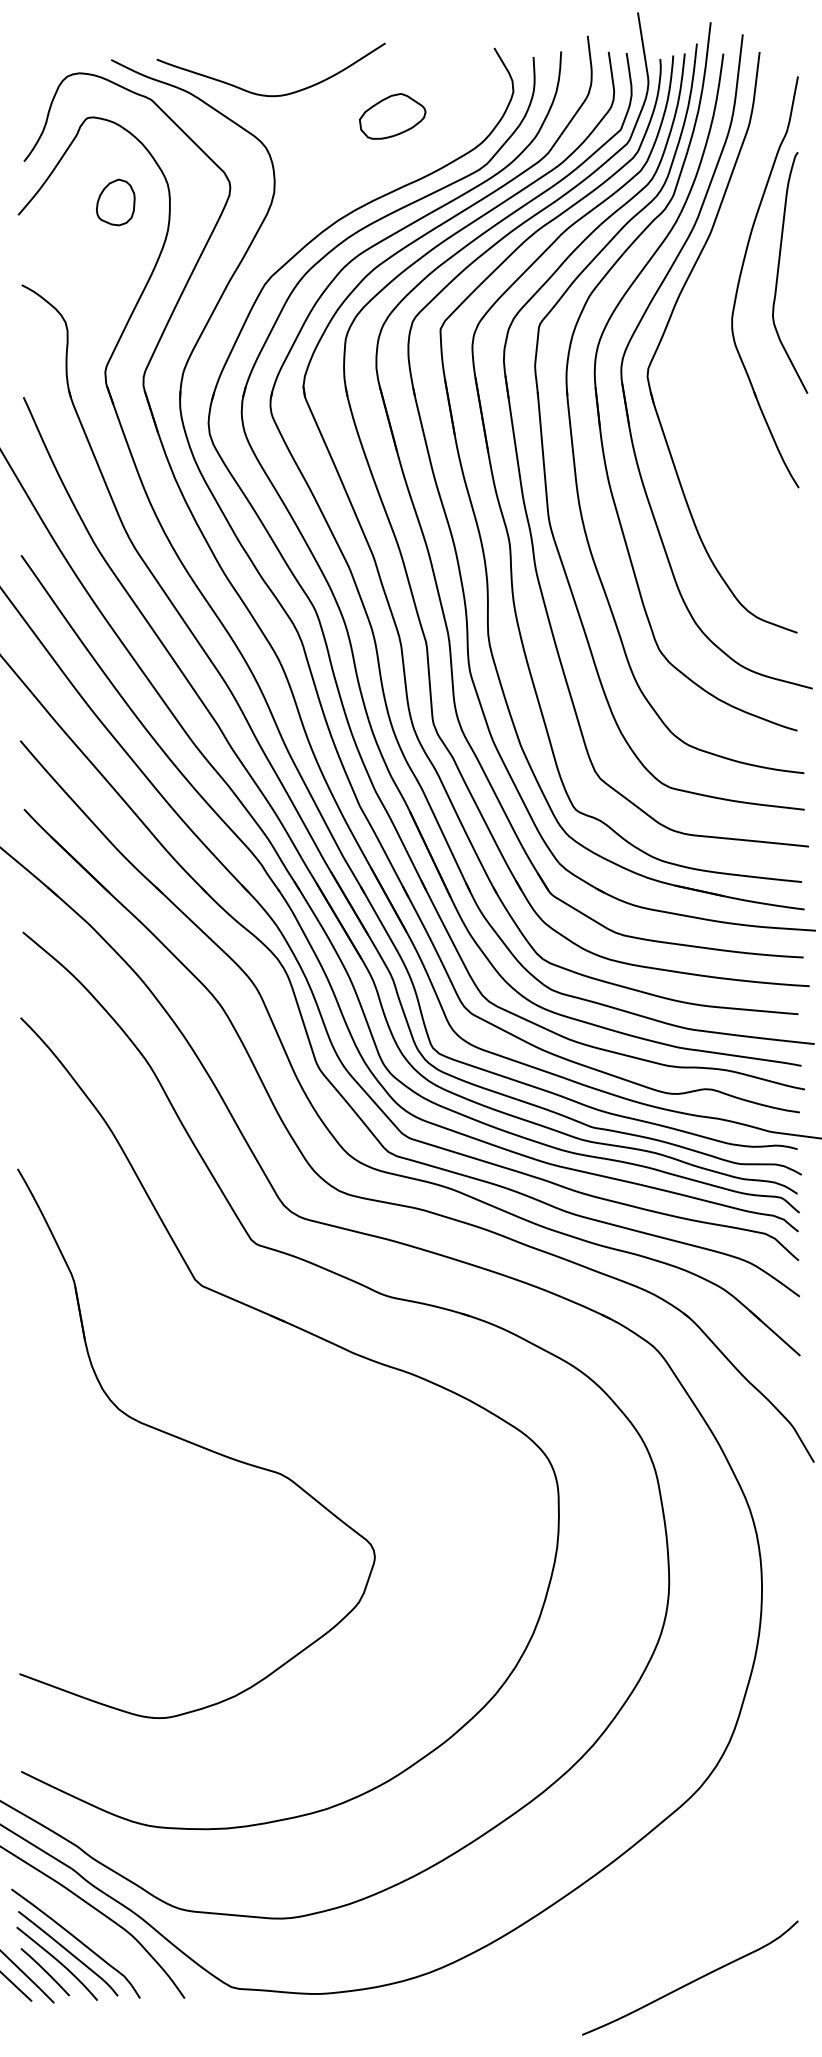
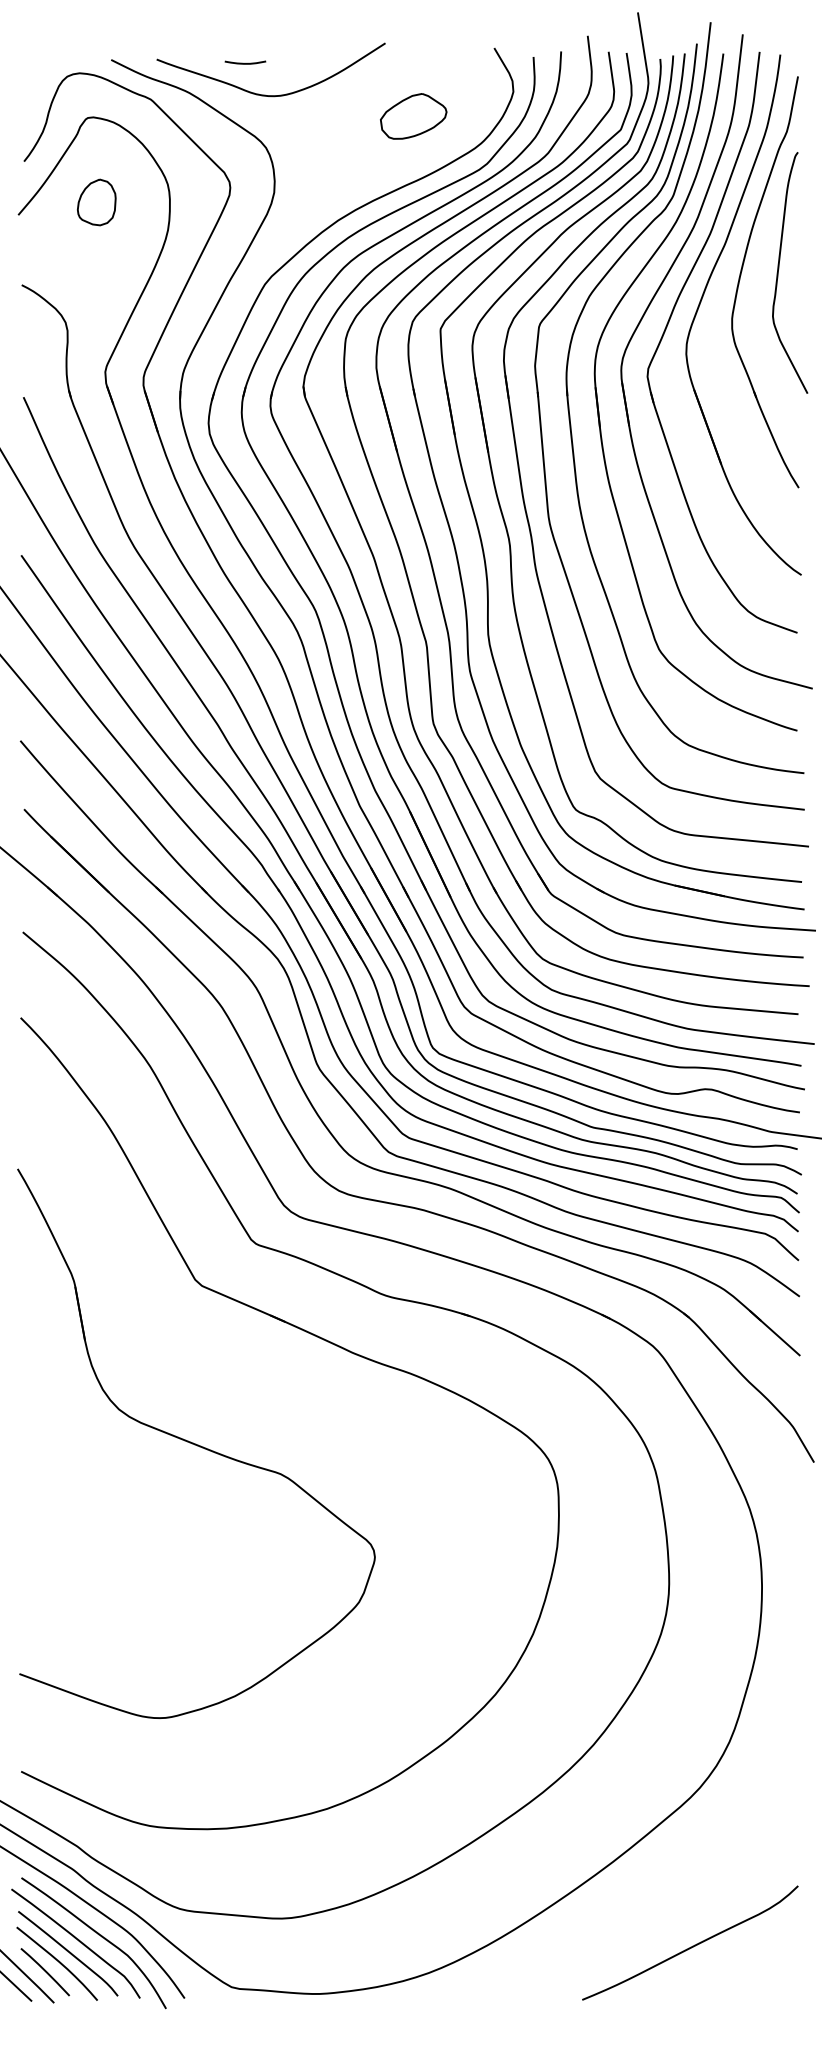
curve: none -> present (245, 63)
part position: (392, 116) -> (413, 116) (413, 116)
part position: (115, 202) -> (96, 202) (96, 202)
part: none -> present (703, 297)
curve: none -> present (98, 1935)
curve position: (692, 1980) -> (692, 1945) (692, 1945)
